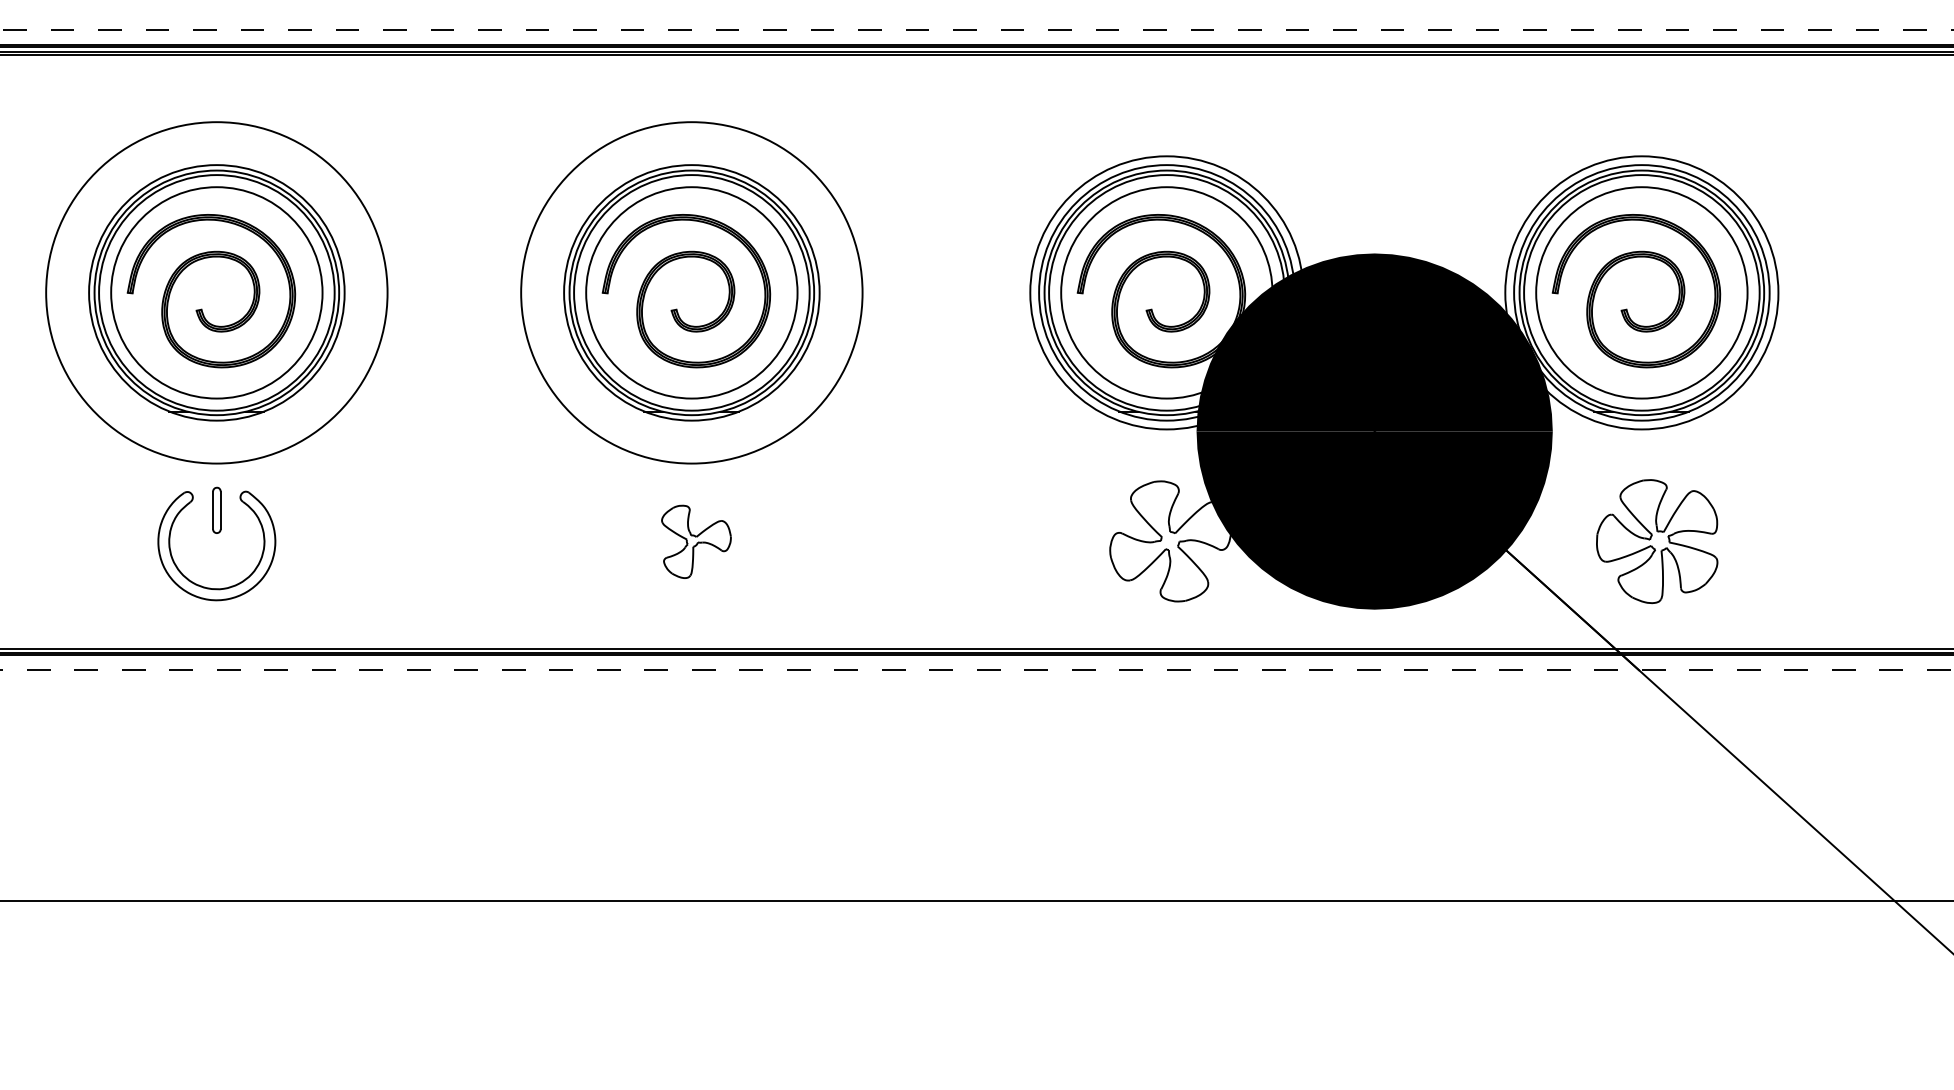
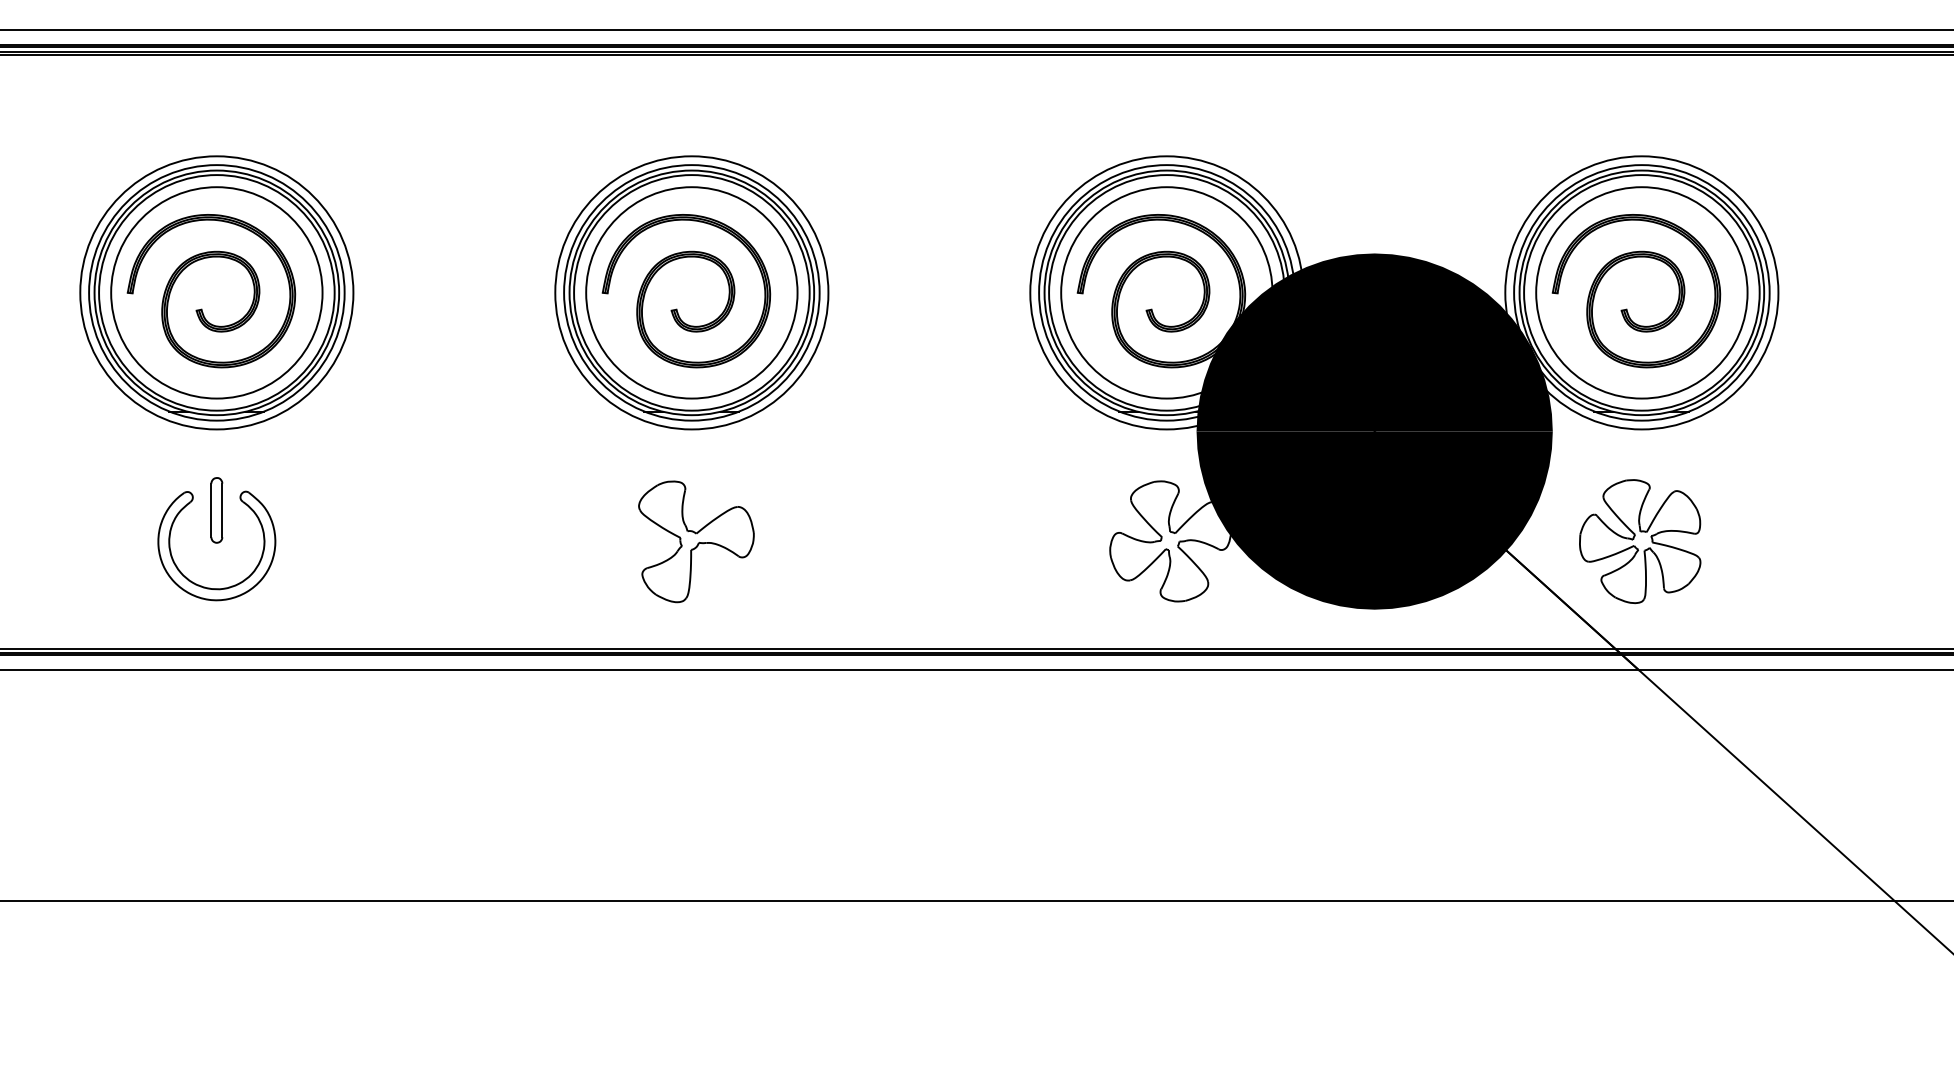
line: dashed -> solid (976, 29)
circle diameter: 341 px -> 273 px (216, 292)
circle diameter: 341 px -> 273 px (691, 292)
part size: 10x48 px -> 14x67 px (216, 510)
part size: 71x75 px -> 117x124 px (696, 541)
part position: (1657, 541) -> (1640, 541) (1640, 541)
line: dashed -> solid (976, 670)
